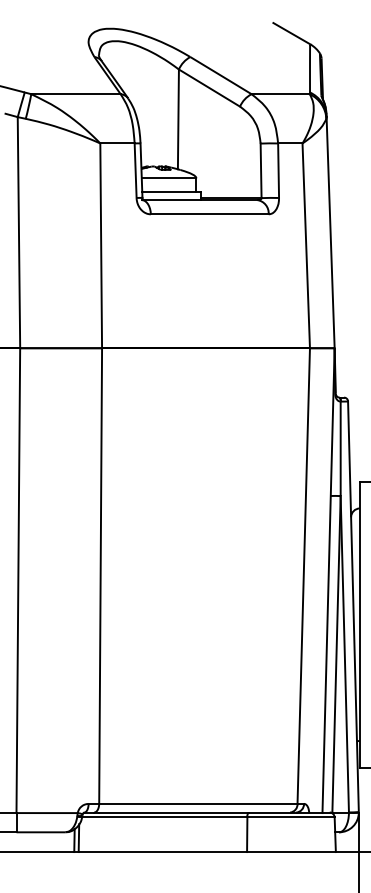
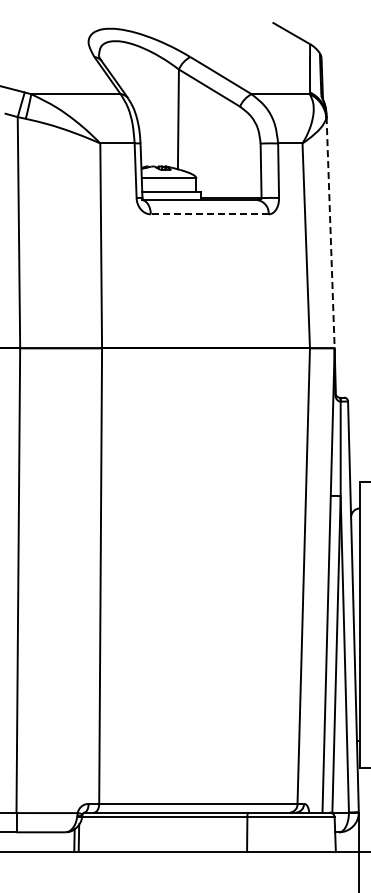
line: solid -> dashed (209, 214)
line: solid -> dashed (330, 232)
